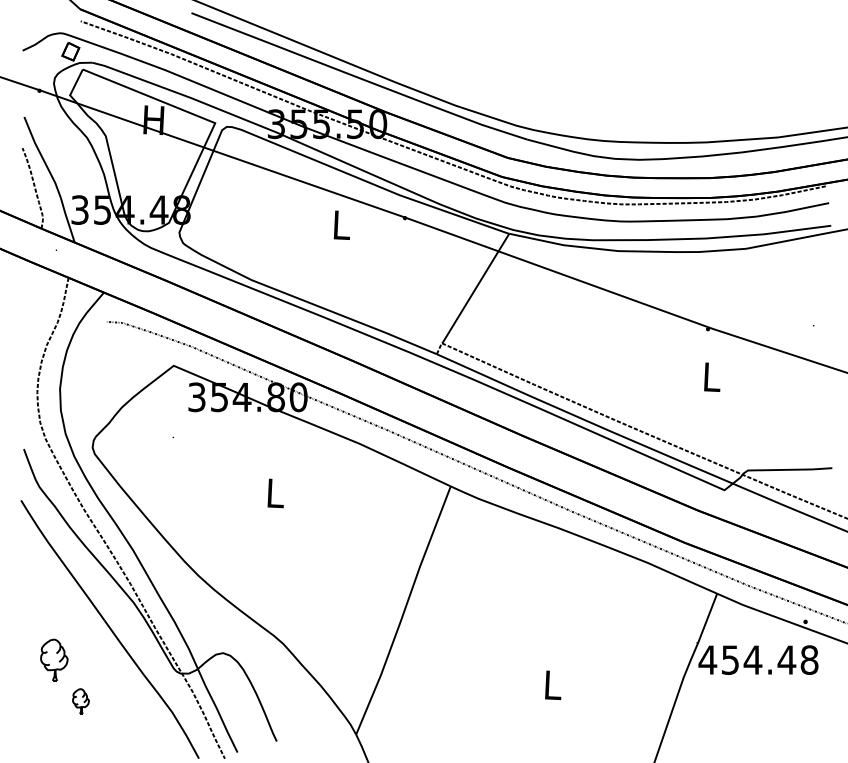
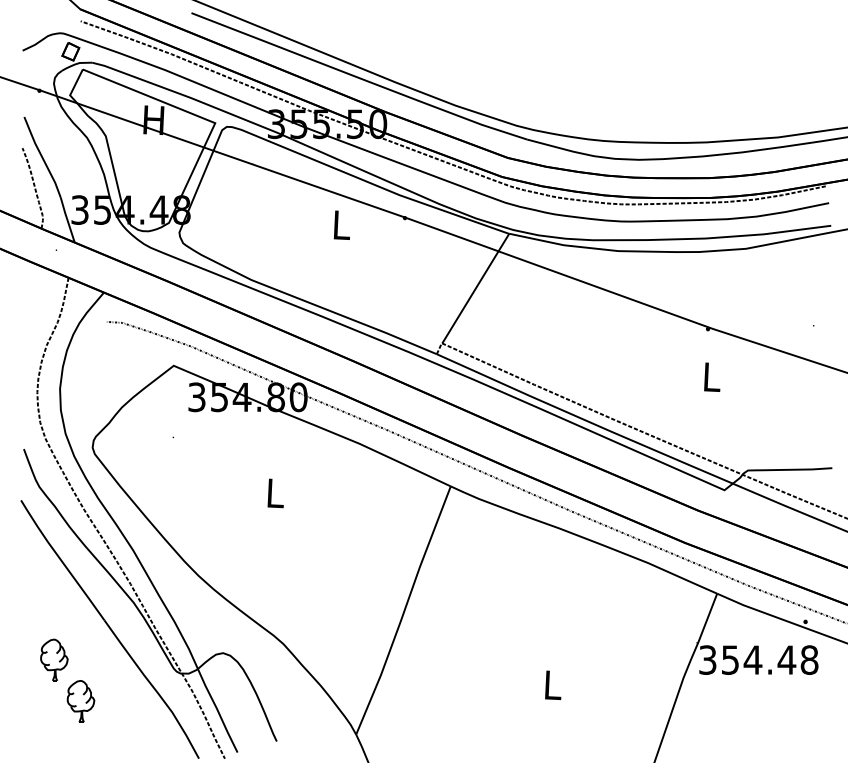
text: 454.48 -> 354.48 (707, 659)
part size: 18x27 px -> 30x43 px (80, 701)
